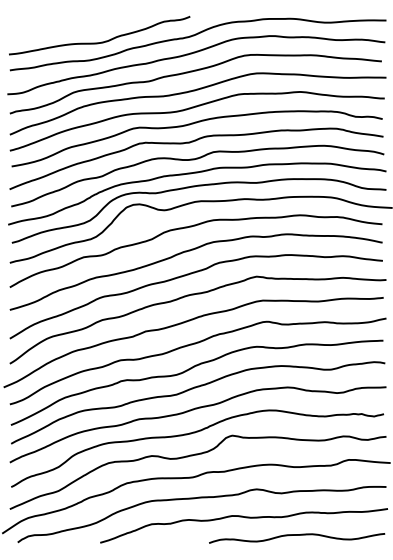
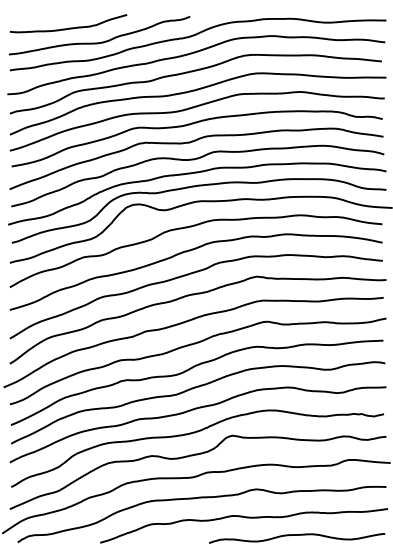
curve: none -> present (69, 27)
